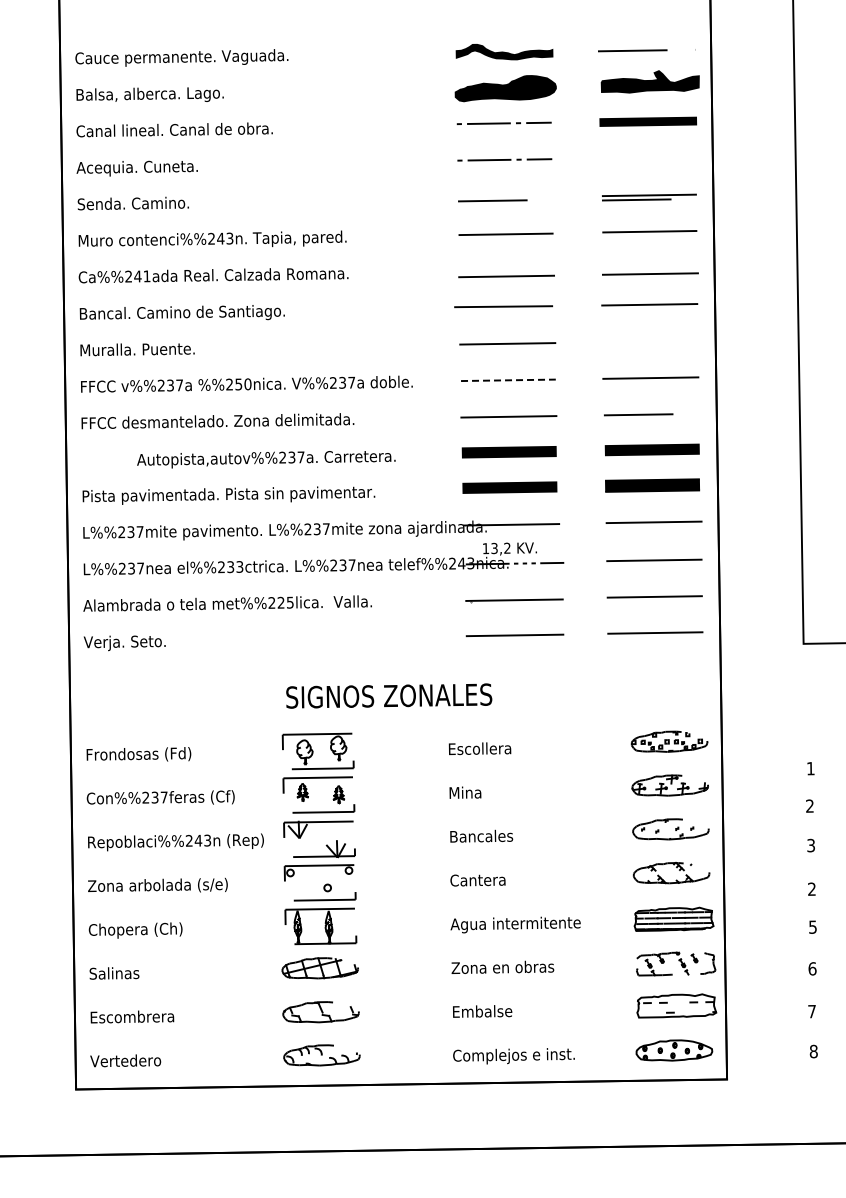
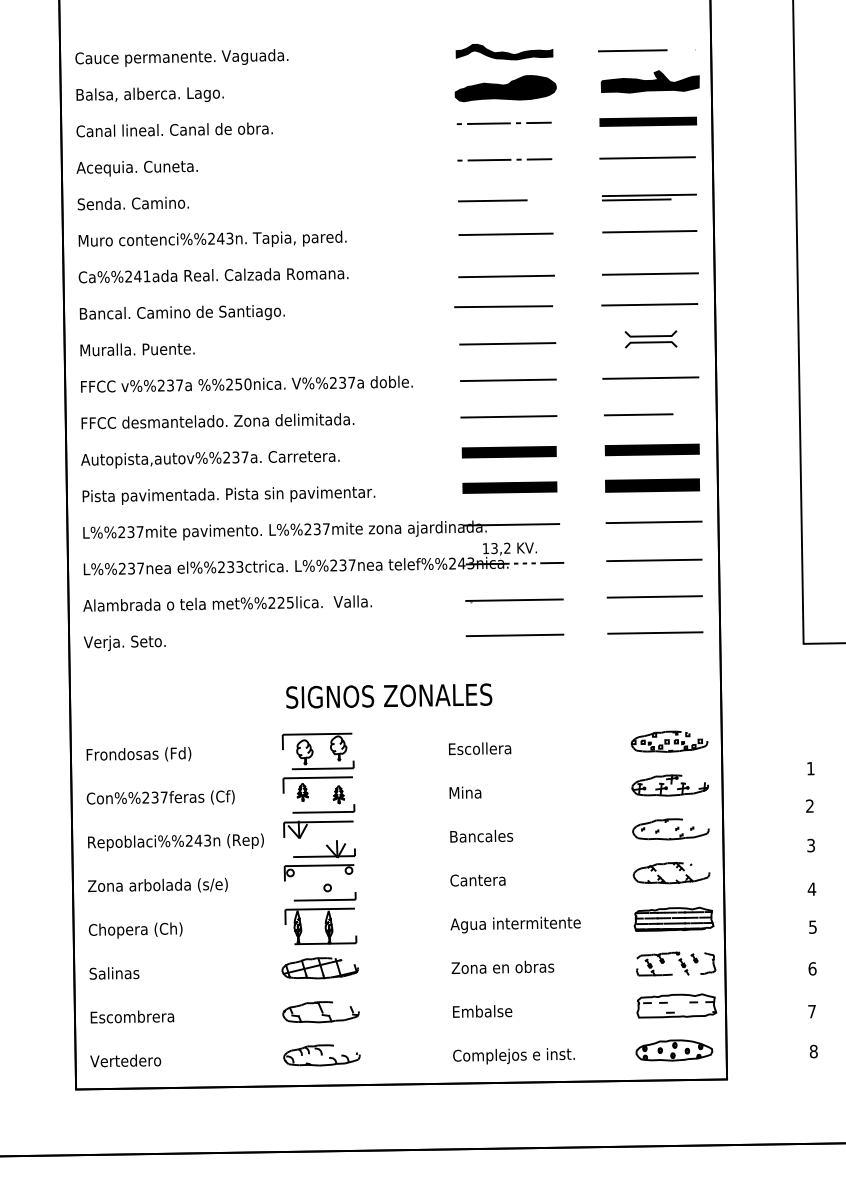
line: none -> present (647, 157)
part: none -> present (650, 339)
line: dashed -> solid (508, 380)
text position: (266, 459) -> (210, 459) (210, 459)
text: 2 -> 4 (811, 888)
